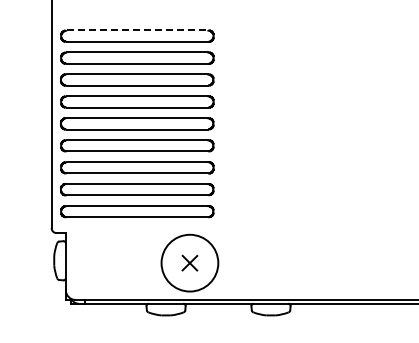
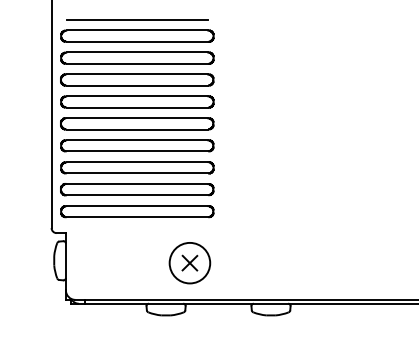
line: none -> present (137, 19)
line: dashed -> solid (137, 30)
circle diameter: 57 px -> 41 px (189, 262)
